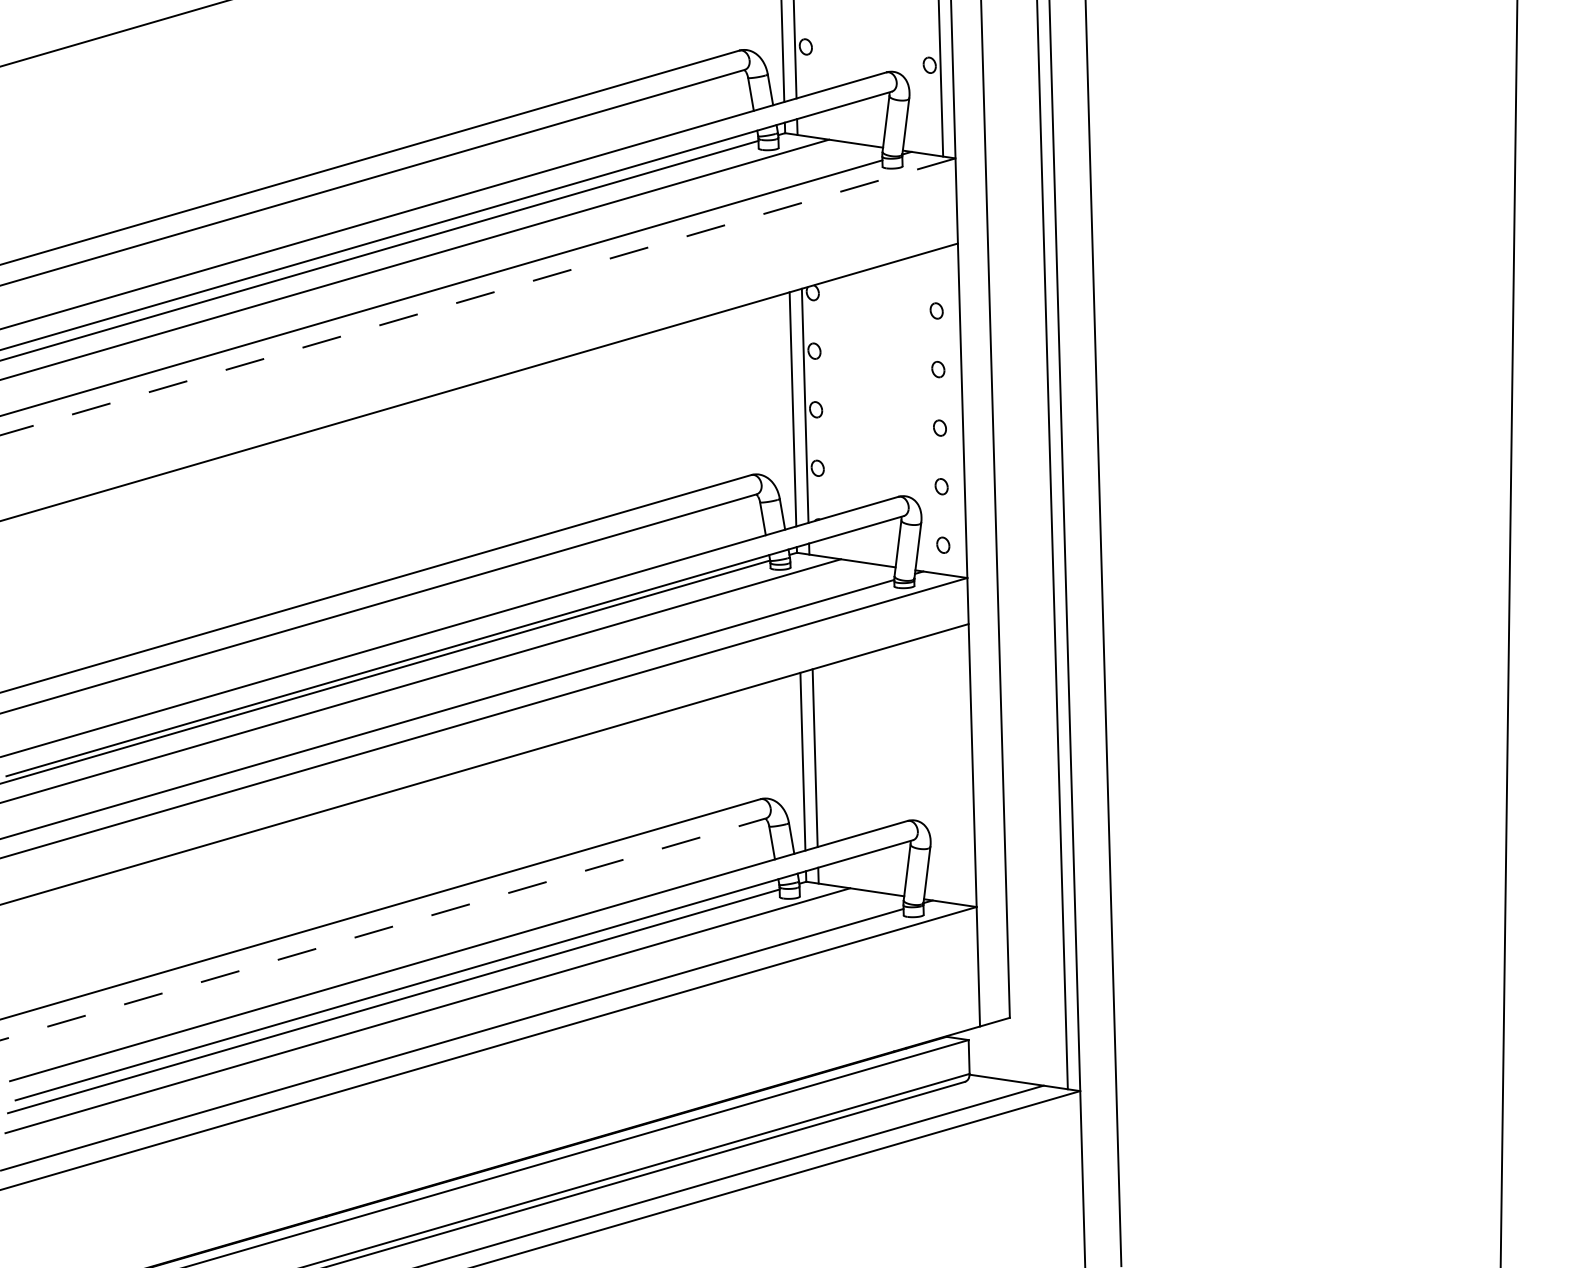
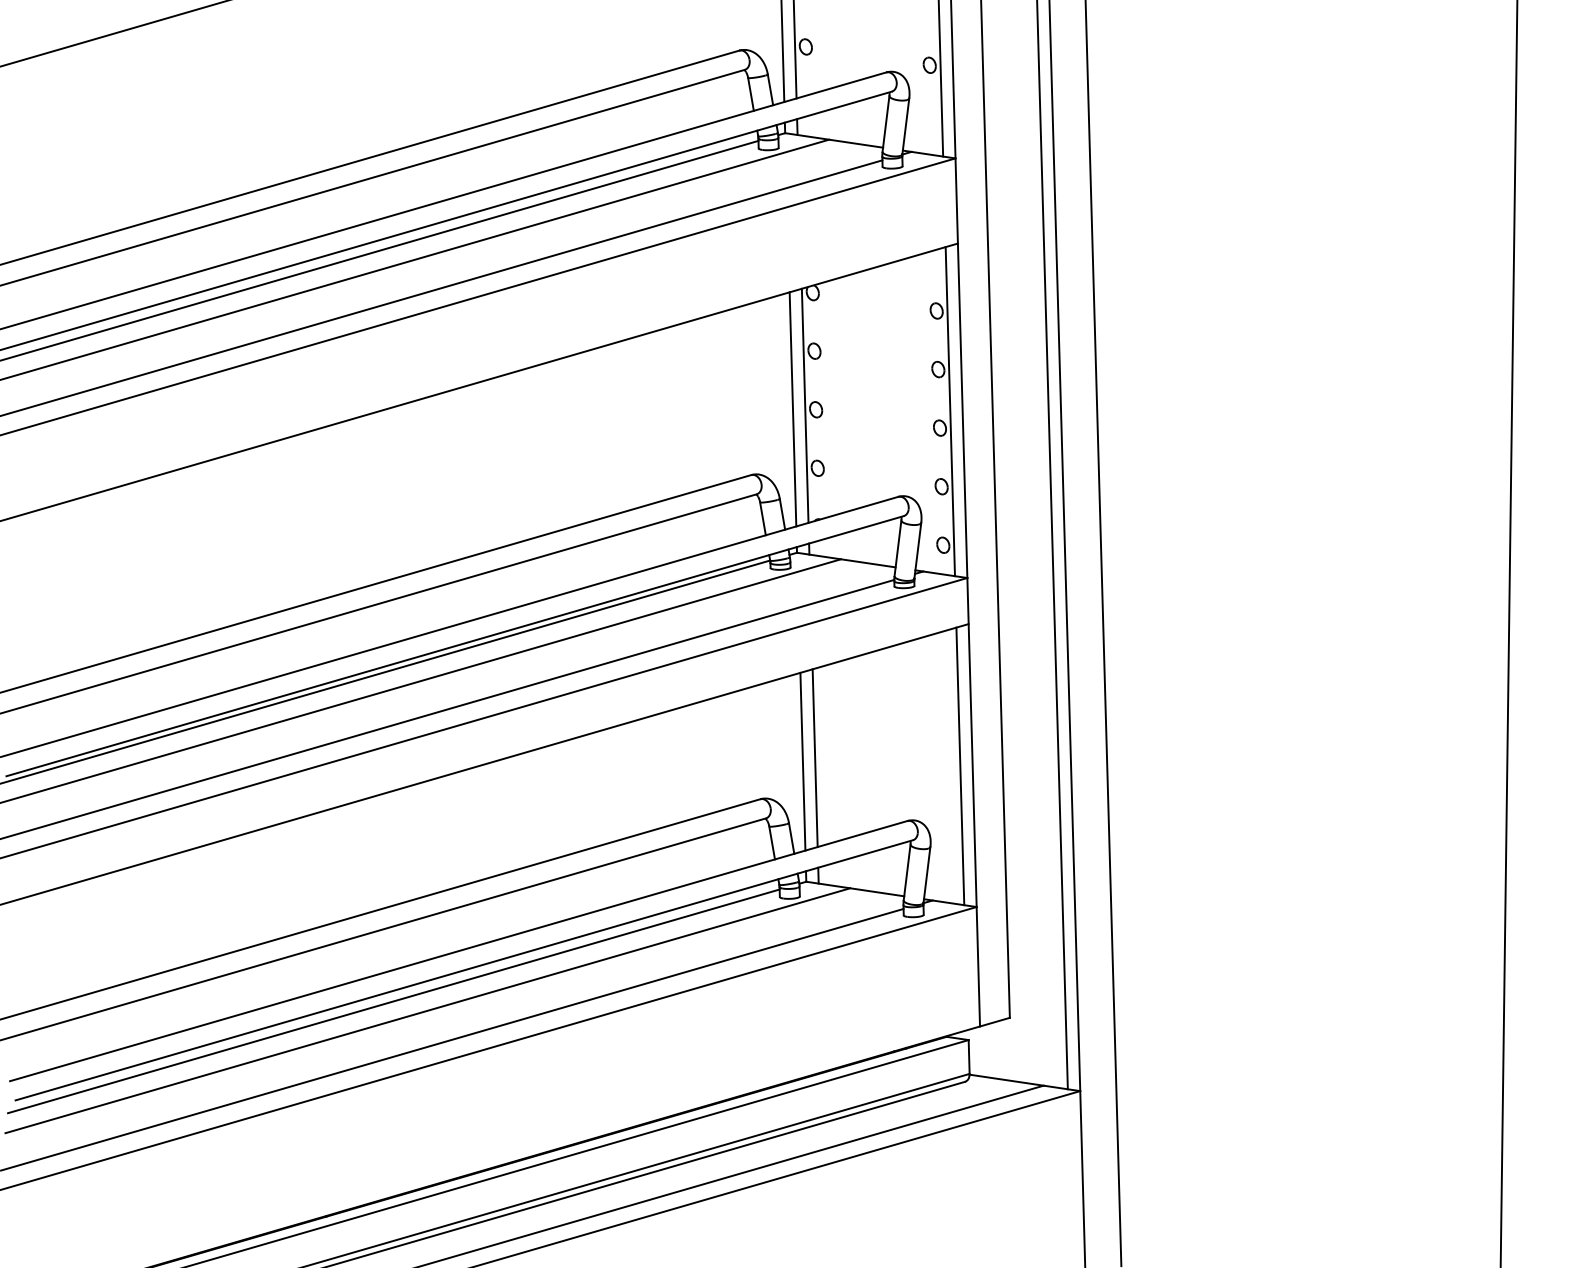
line: dashed -> solid (477, 296)
line: none -> present (949, 411)
line: none -> present (960, 766)
line: dashed -> solid (383, 929)
